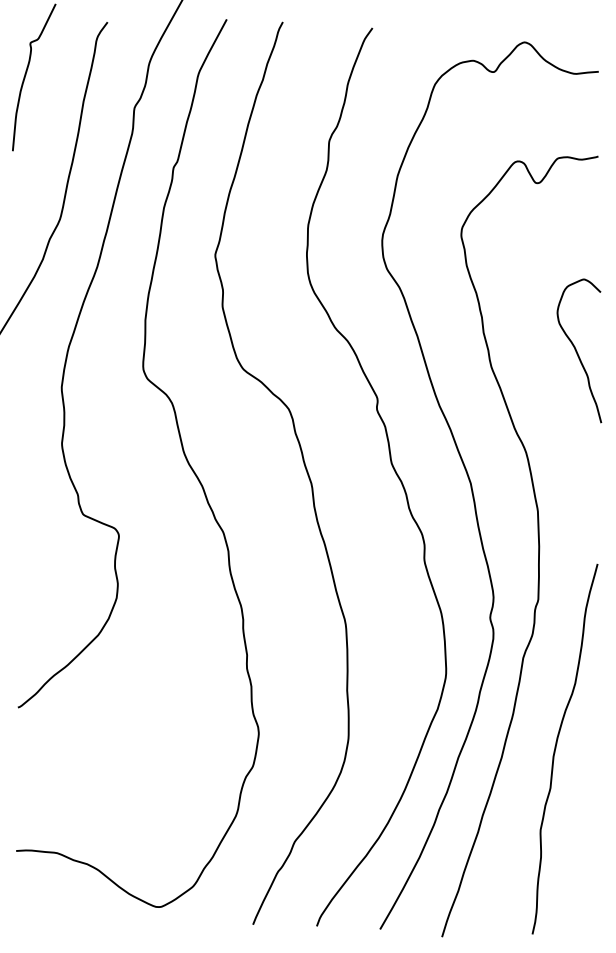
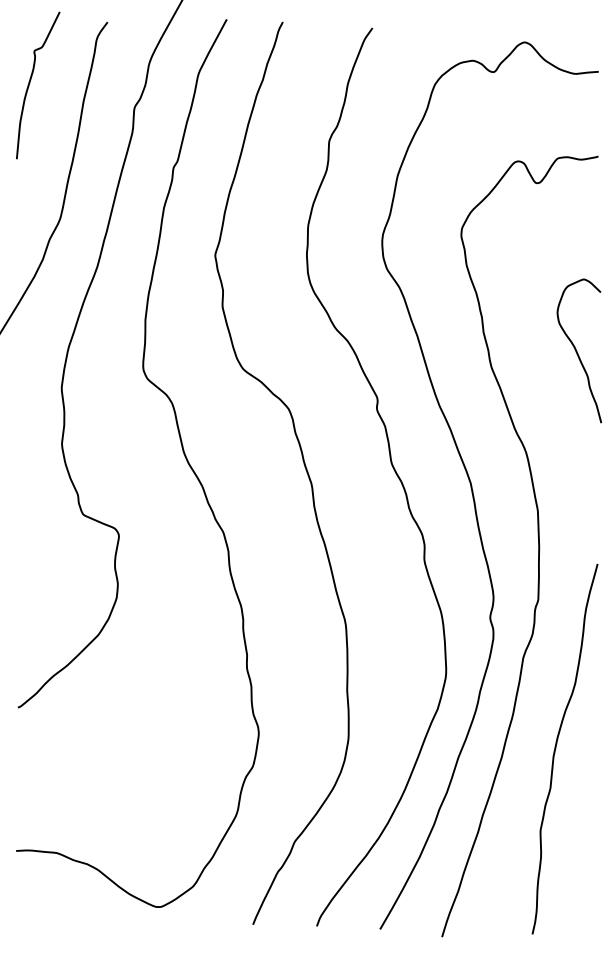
curve position: (26, 75) -> (30, 83) (30, 83)
